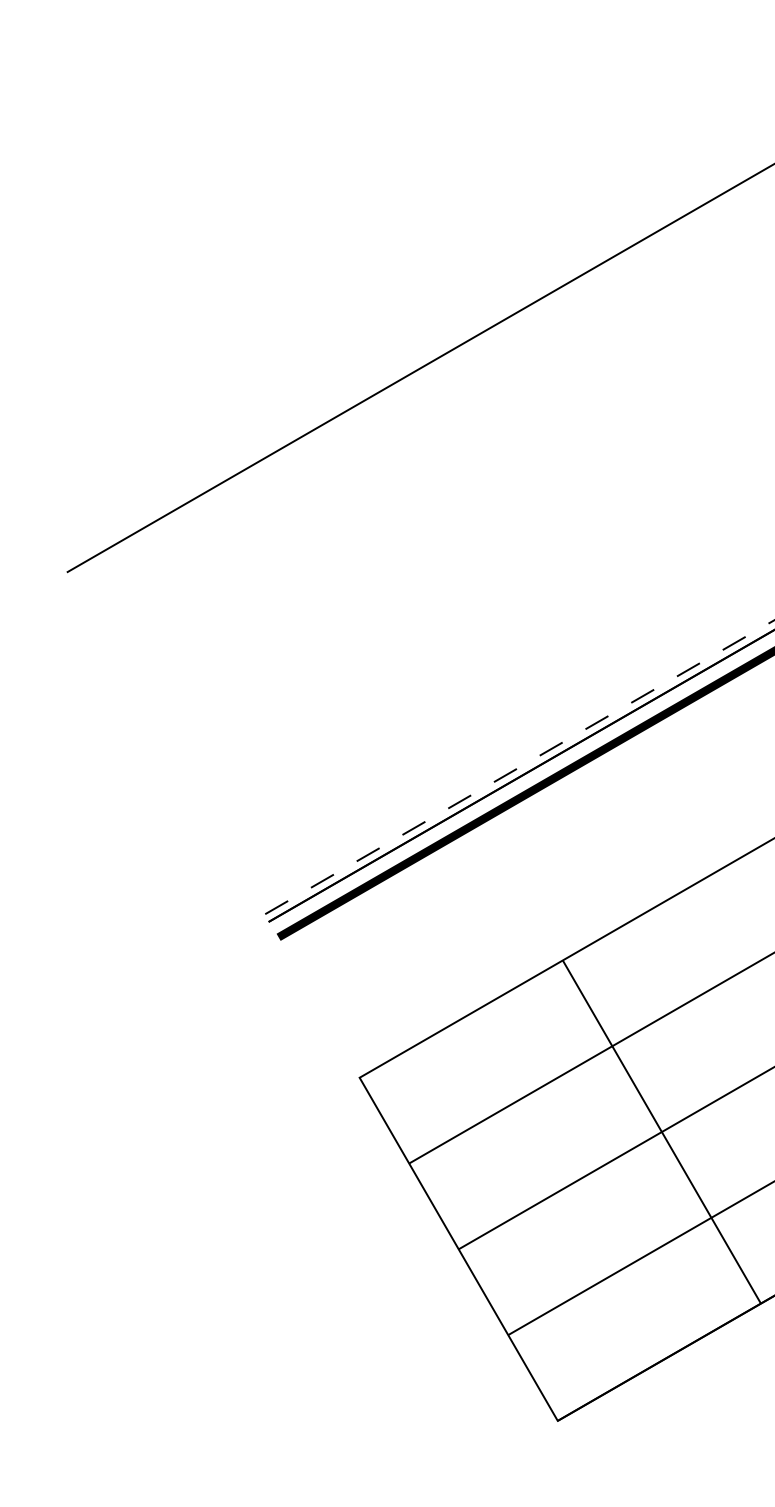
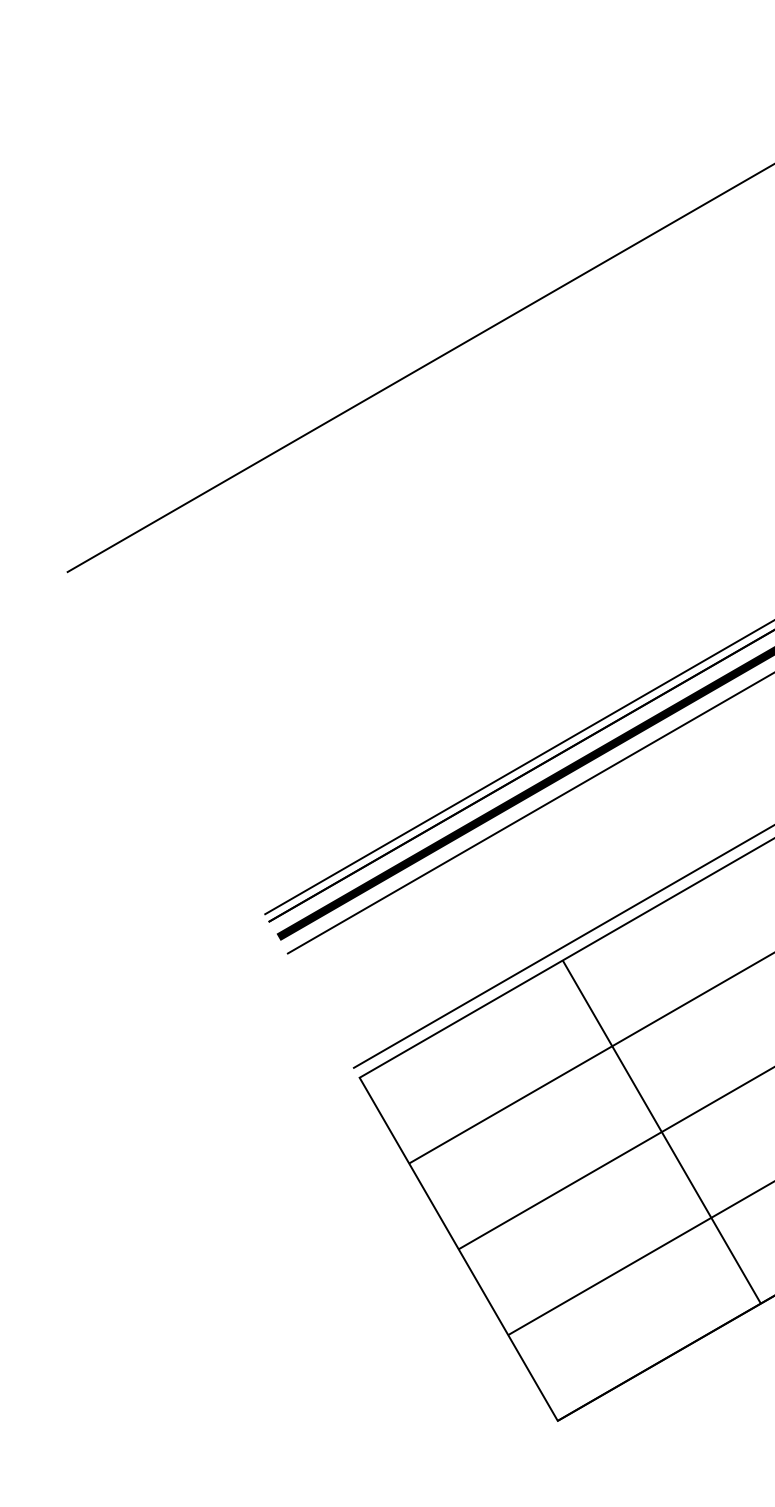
line: dashed -> solid (519, 767)
line: none -> present (529, 813)
line: none -> present (562, 946)
